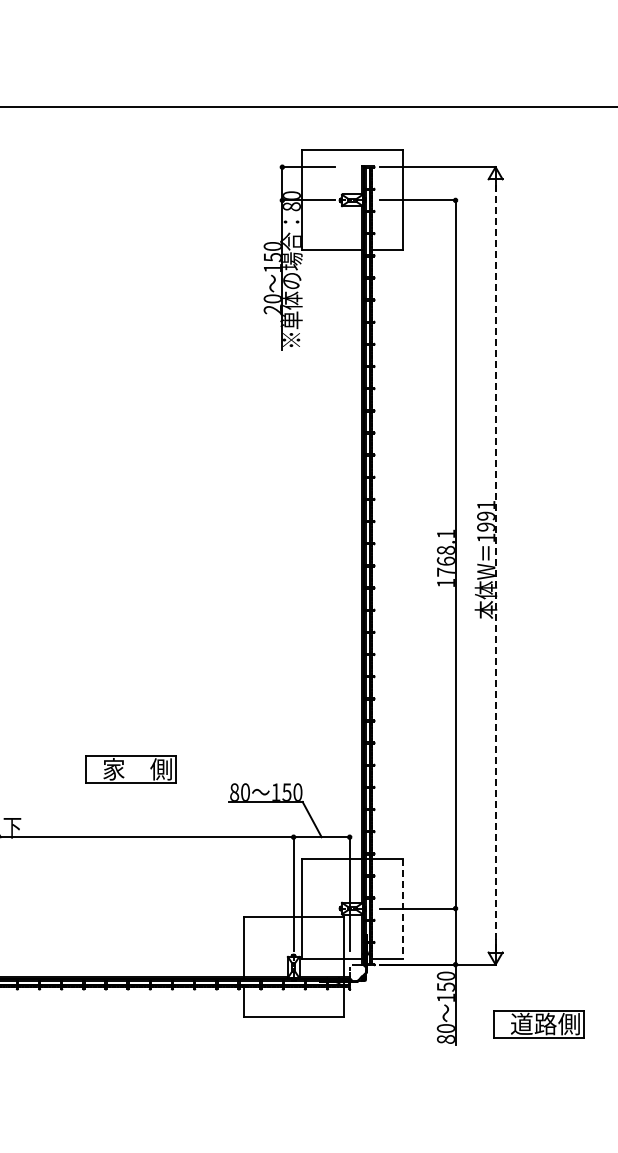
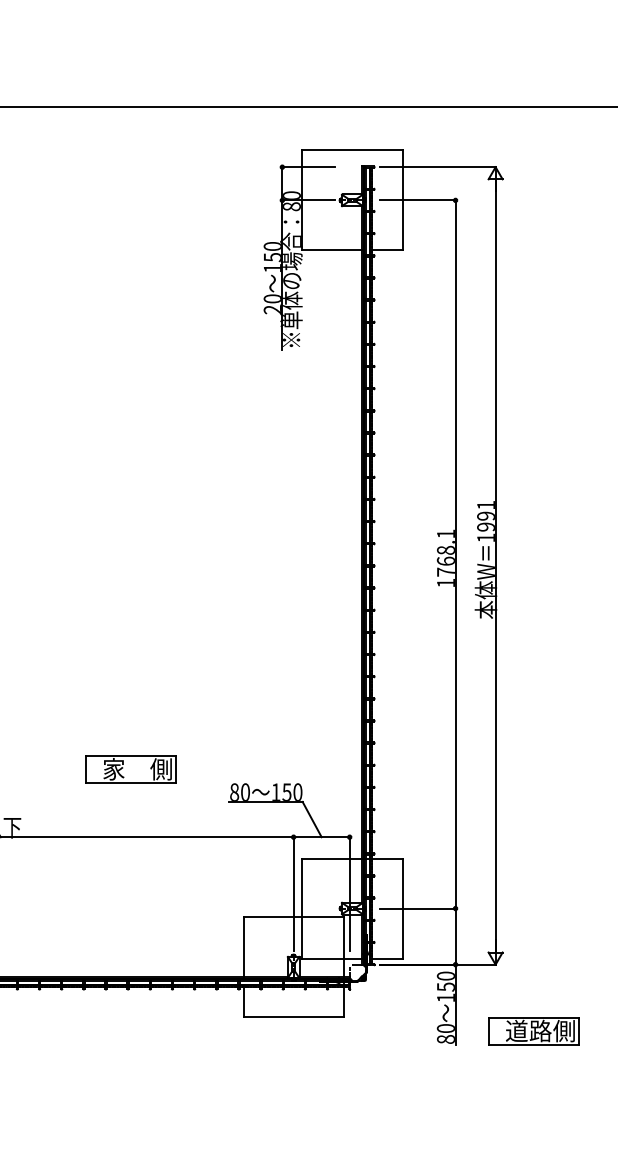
line: dashed -> solid (495, 565)
line: dashed -> solid (402, 909)
part position: (538, 1024) -> (533, 1031) (533, 1031)
